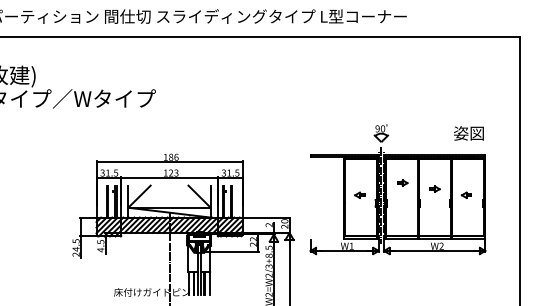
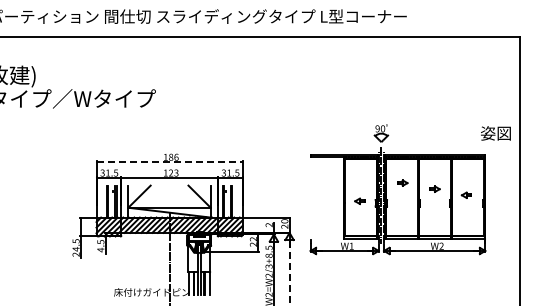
text position: (468, 133) -> (495, 133) (495, 133)
line: solid -> dashed (169, 162)
part position: (359, 194) -> (359, 200) (359, 200)
line: solid -> dashed (289, 273)
